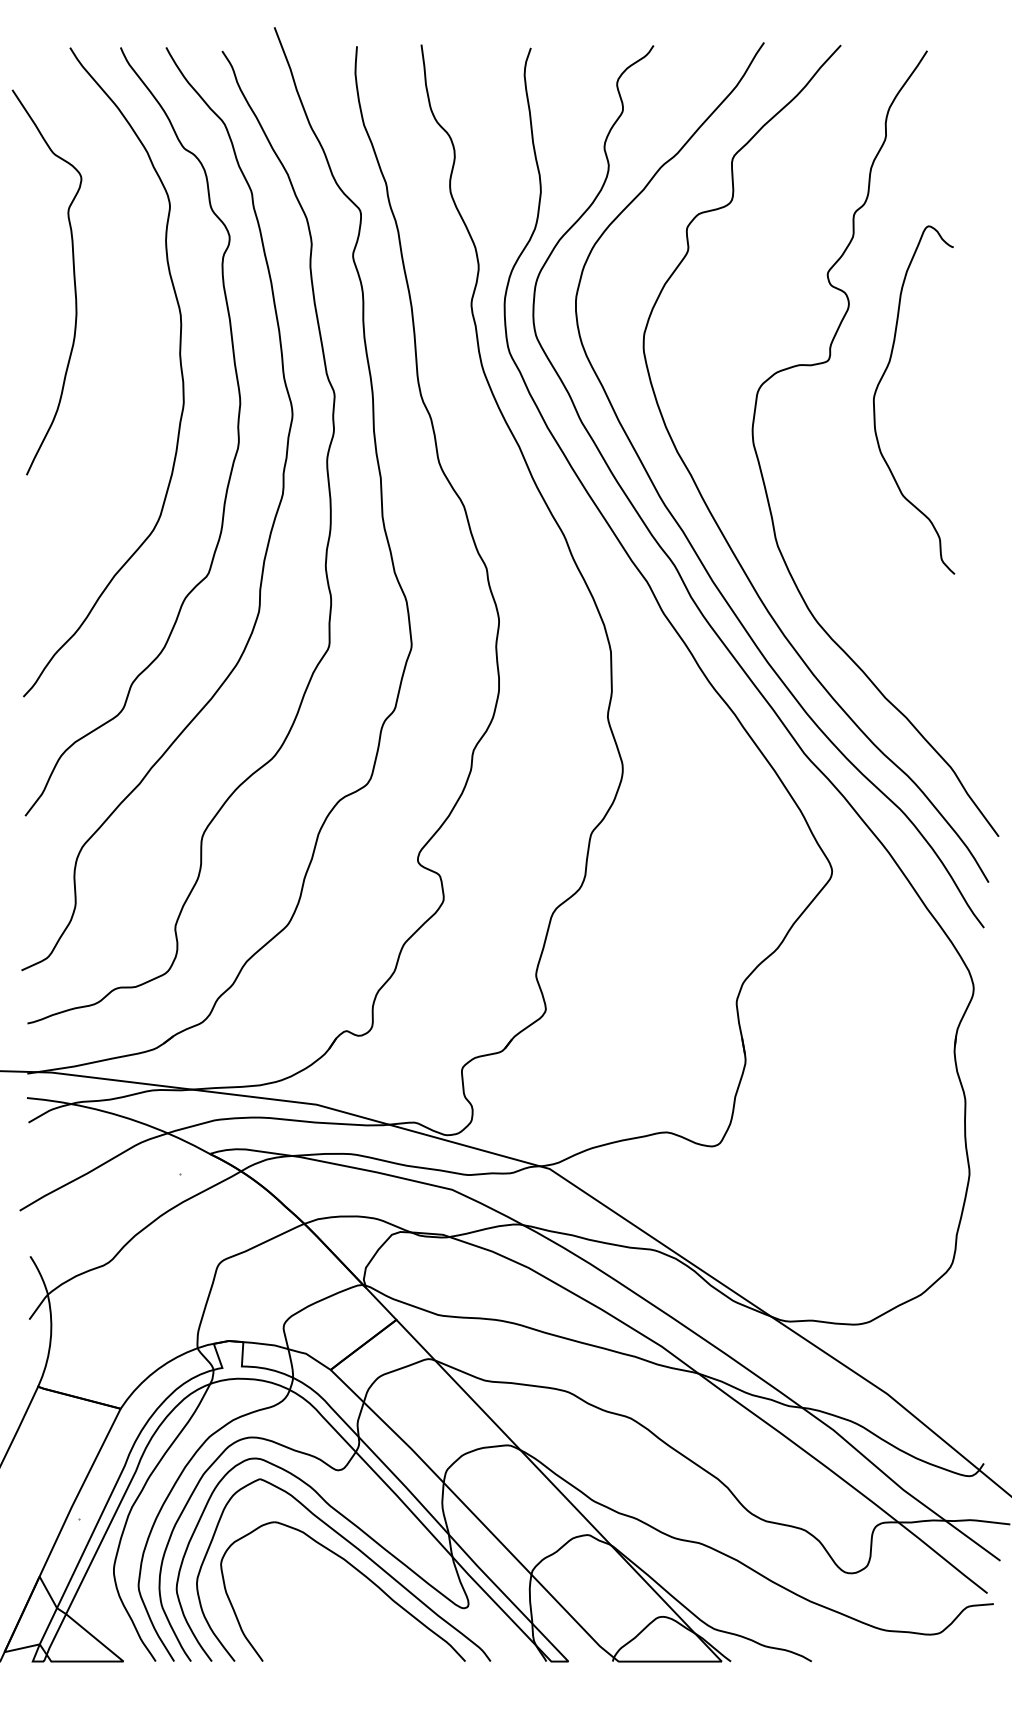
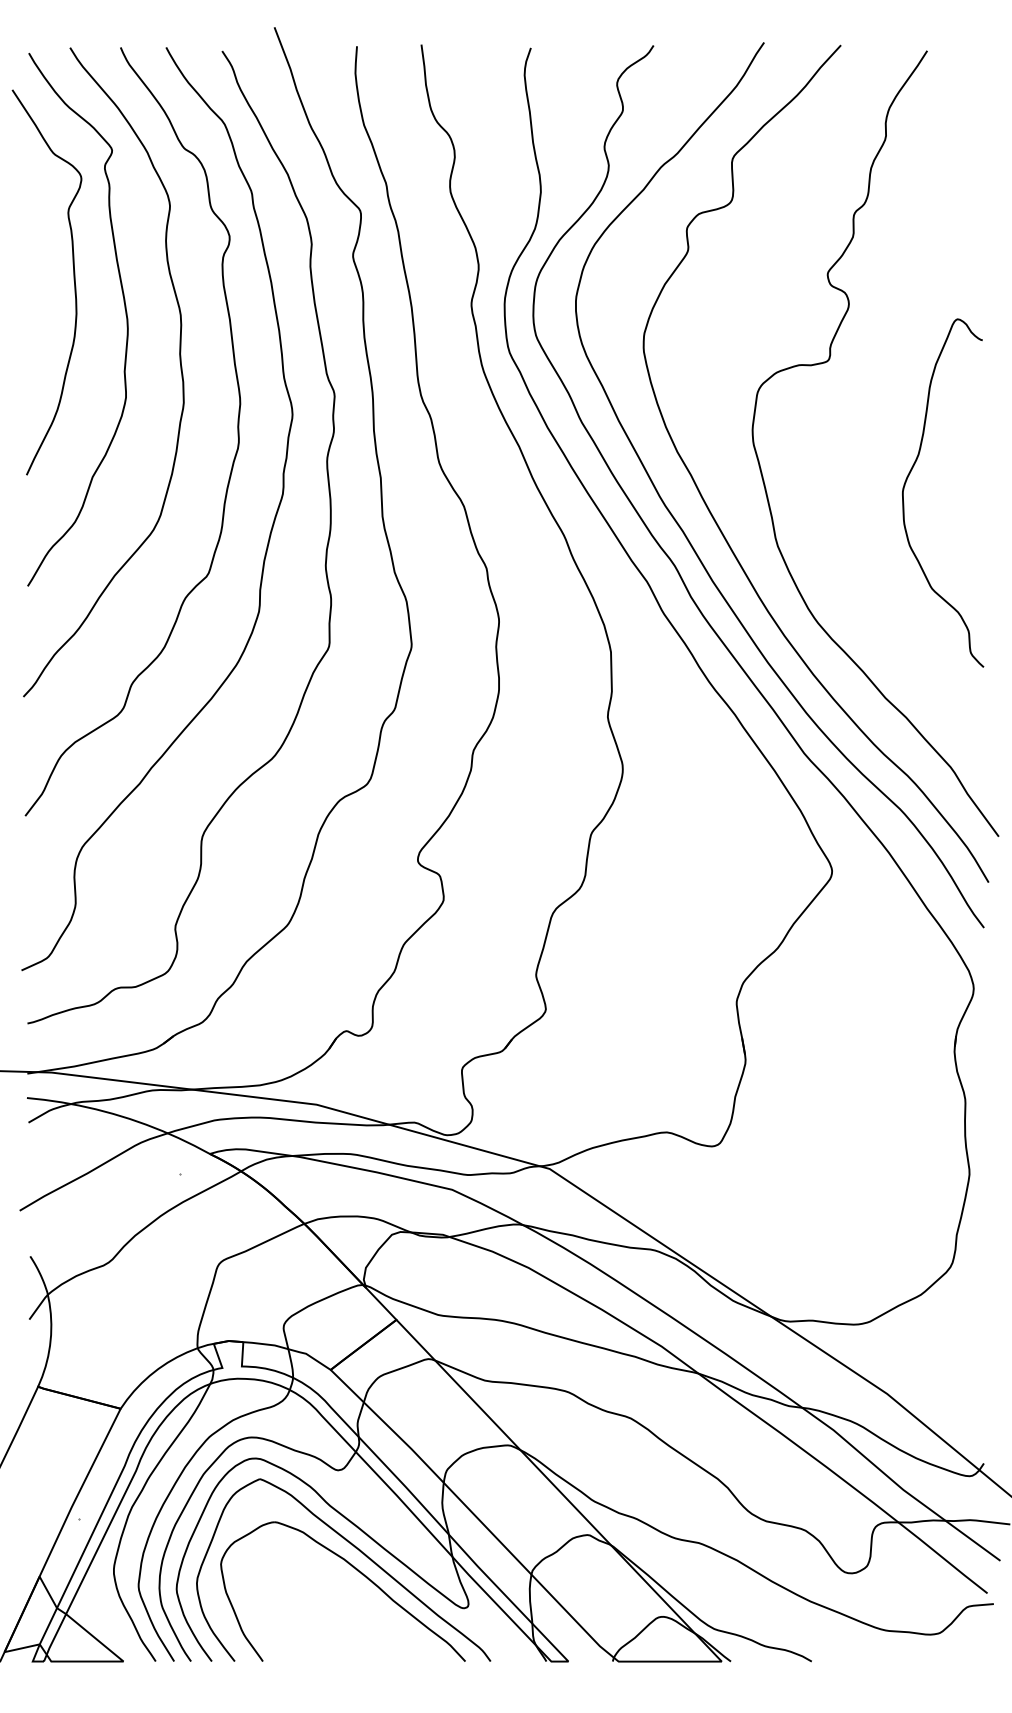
curve: none -> present (125, 315)
curve position: (878, 387) -> (907, 480) (907, 480)
